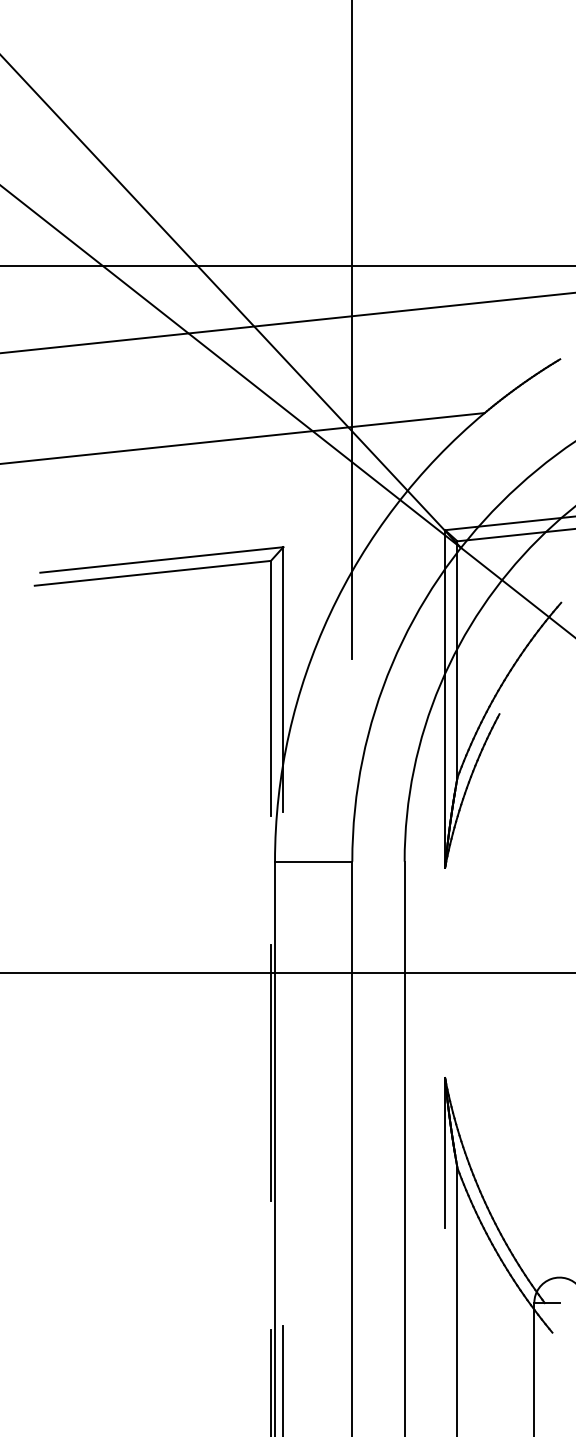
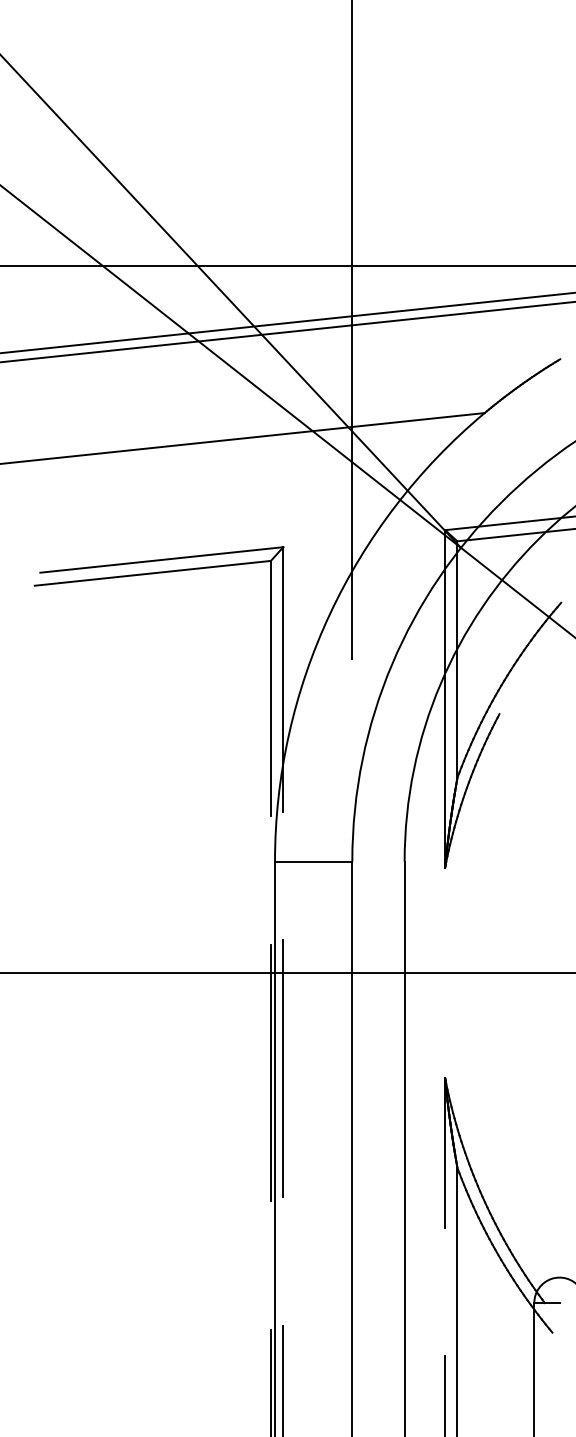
line: none -> present (287, 332)
line: none -> present (283, 1068)
line: none -> present (445, 1394)
